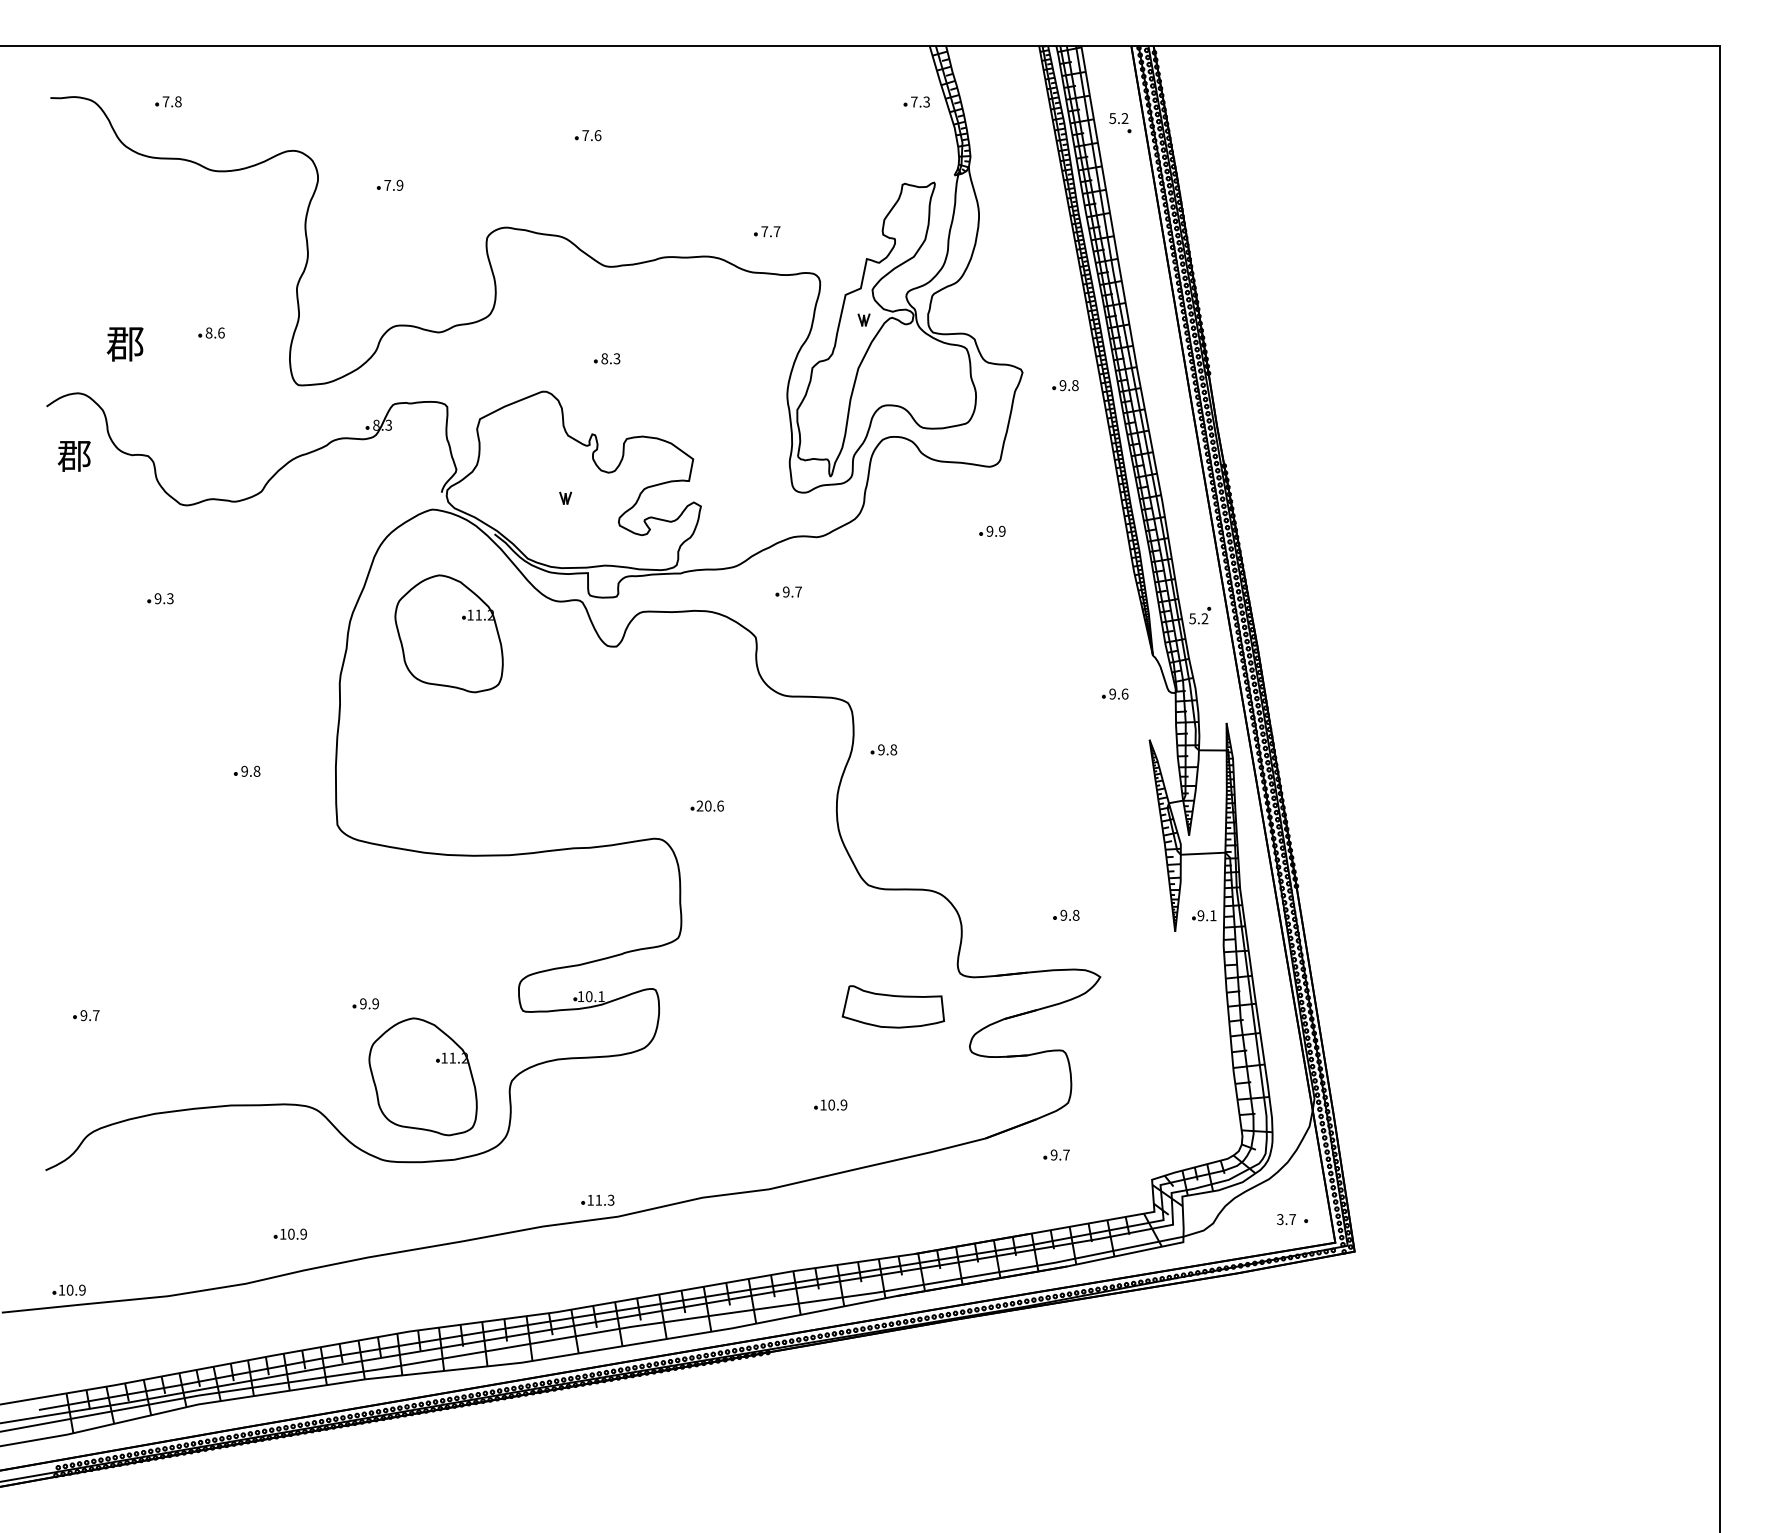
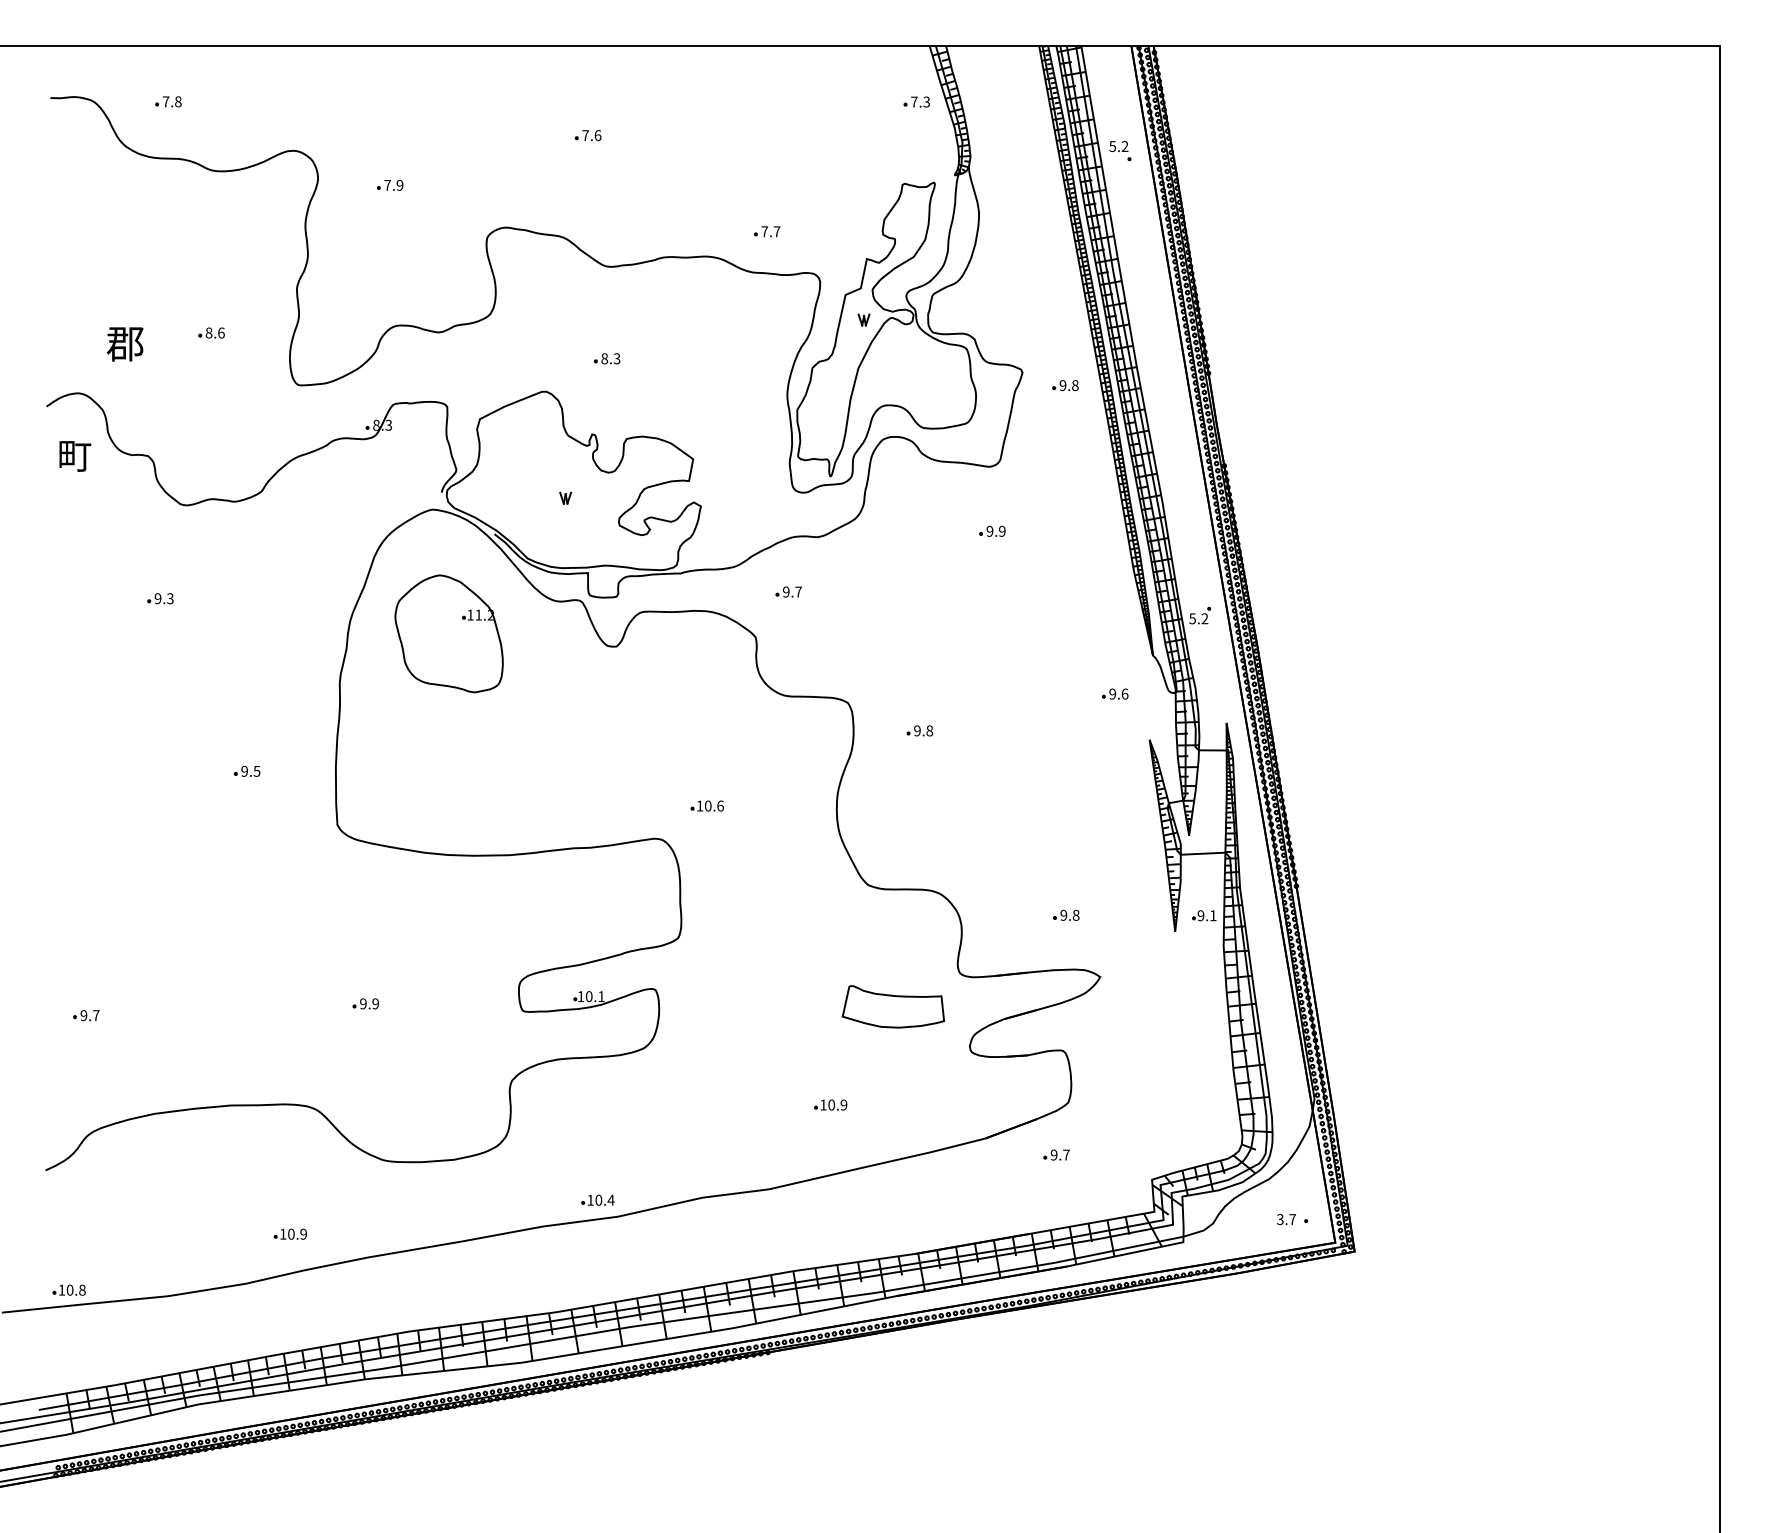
part position: (1120, 123) -> (1120, 151) (1120, 151)
text: 郡 -> 町 (74, 456)
part position: (883, 749) -> (919, 730) (919, 730)
text: 9.8 -> 9.5 (256, 770)
text: 20.6 -> 10.6 (699, 805)
part: present -> none (422, 1076)
text: 11.3 -> 10.4 (604, 1199)
text: 10.9 -> 10.8 (82, 1289)
